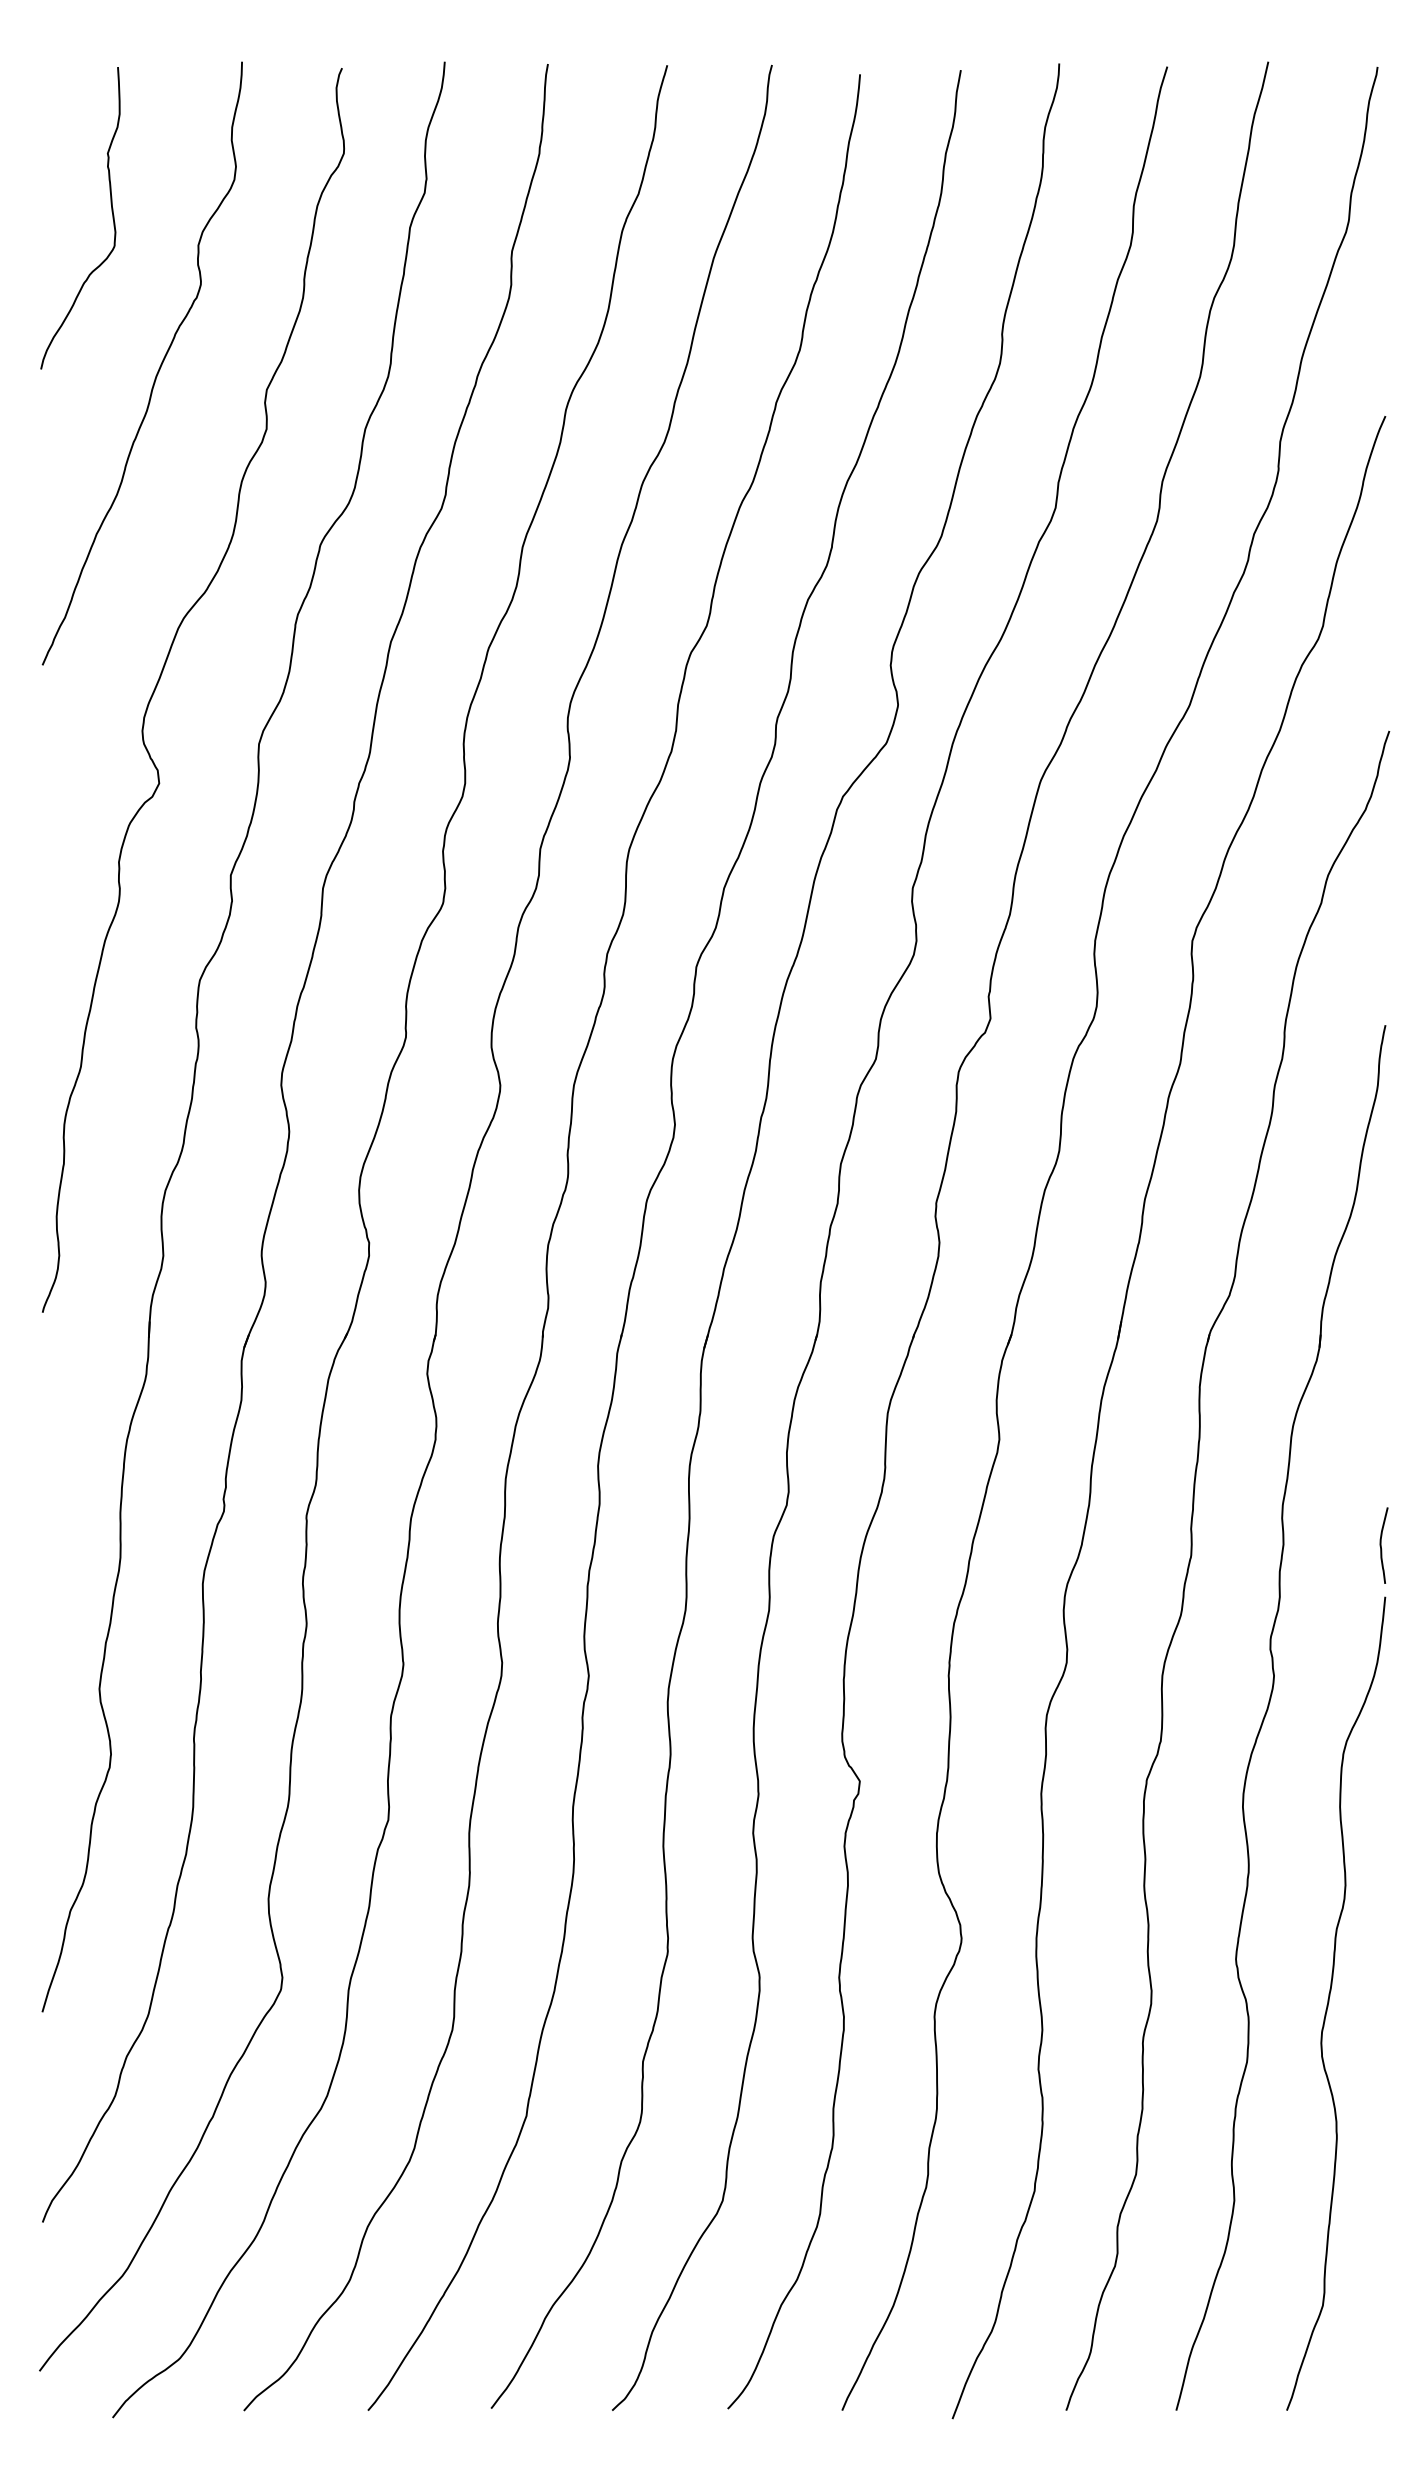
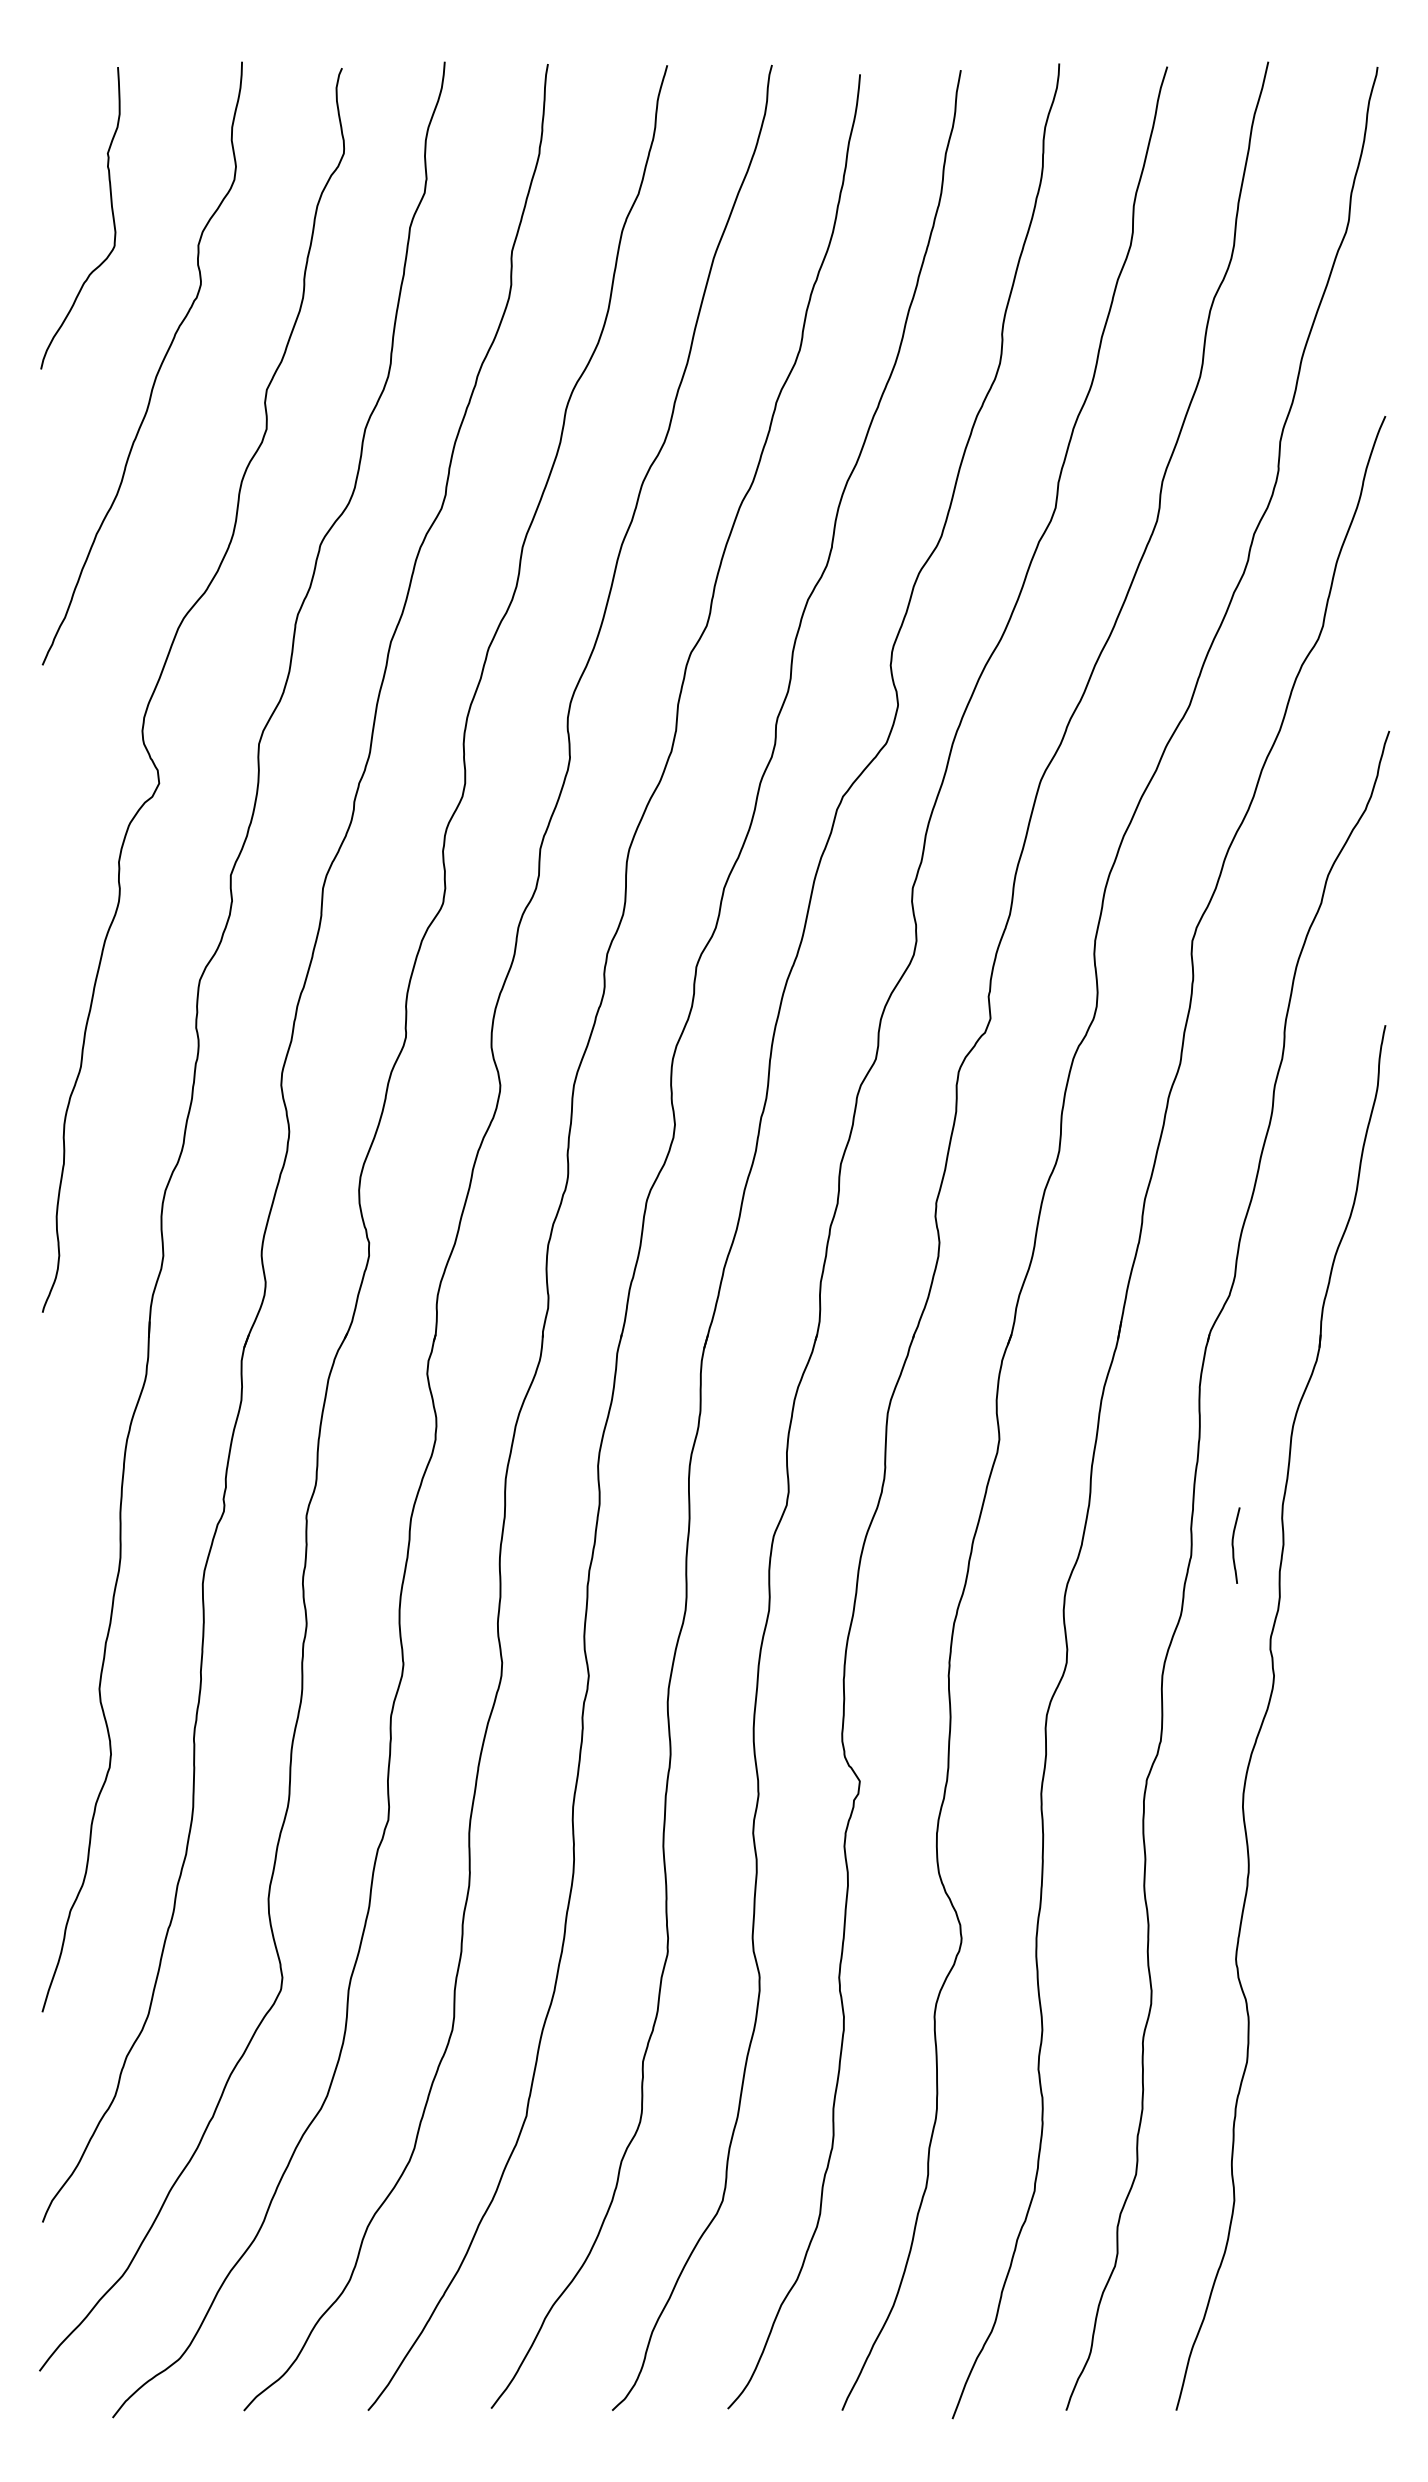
curve position: (1381, 1545) -> (1233, 1545) (1233, 1545)
curve: present -> none (1329, 2002)
